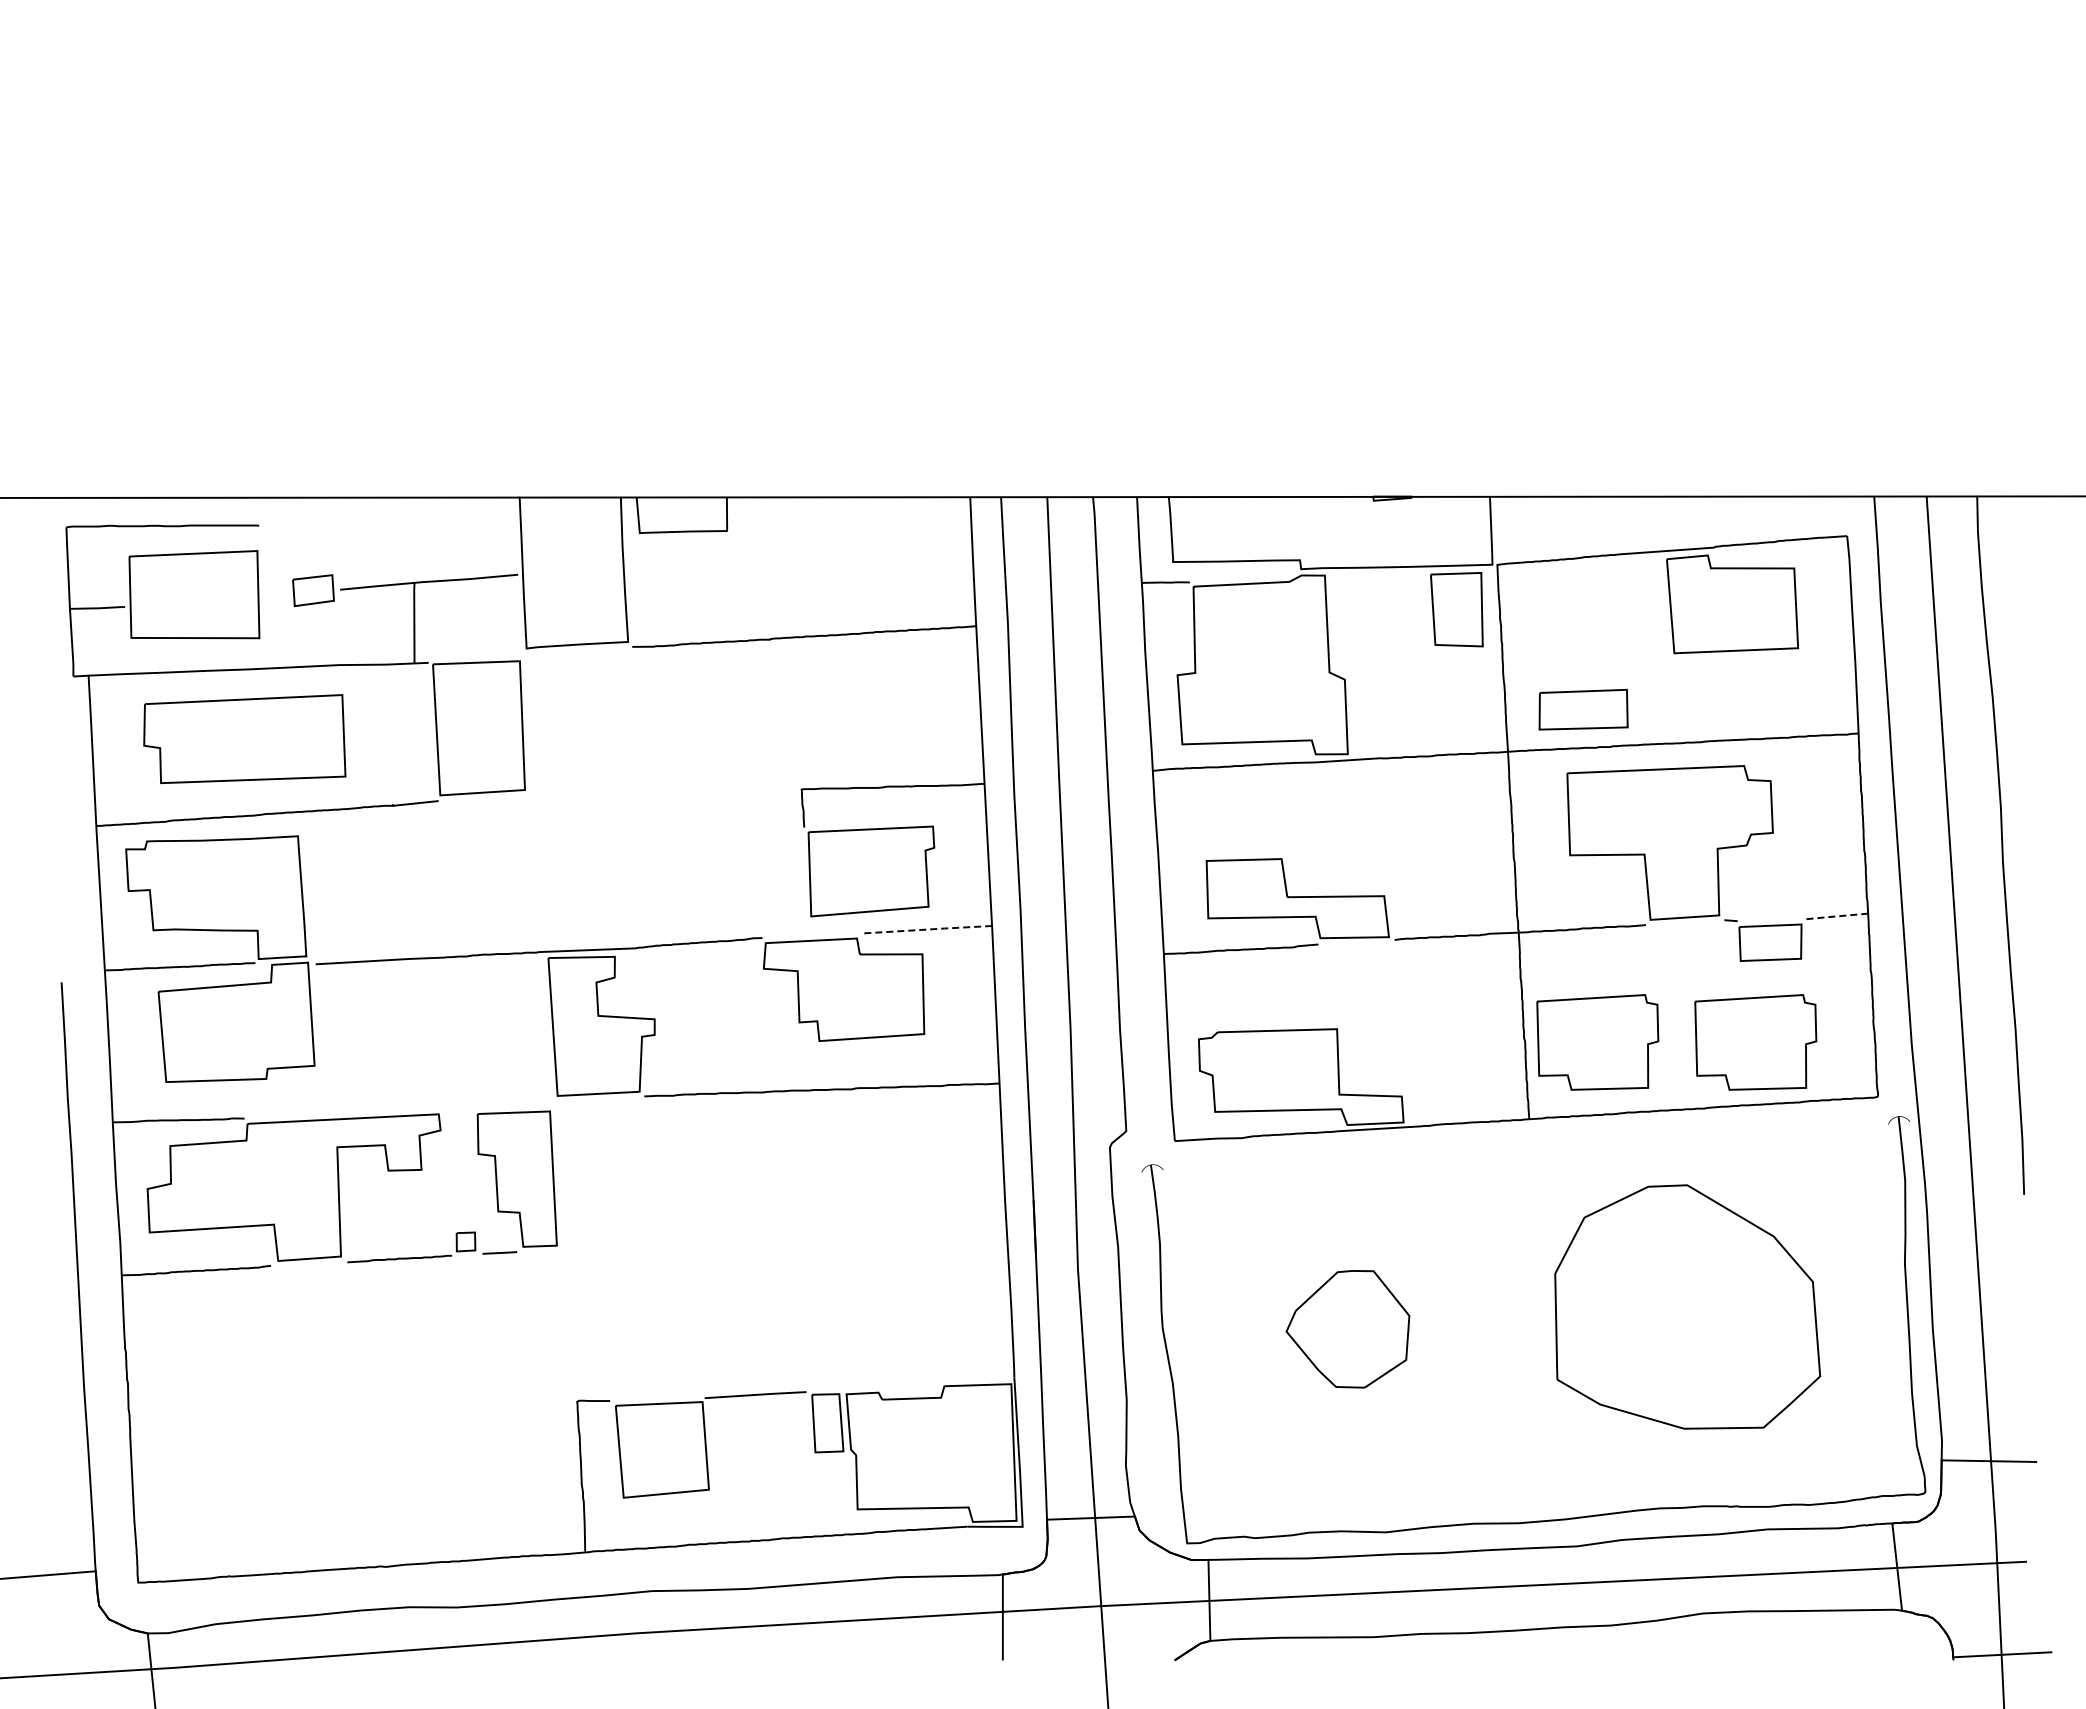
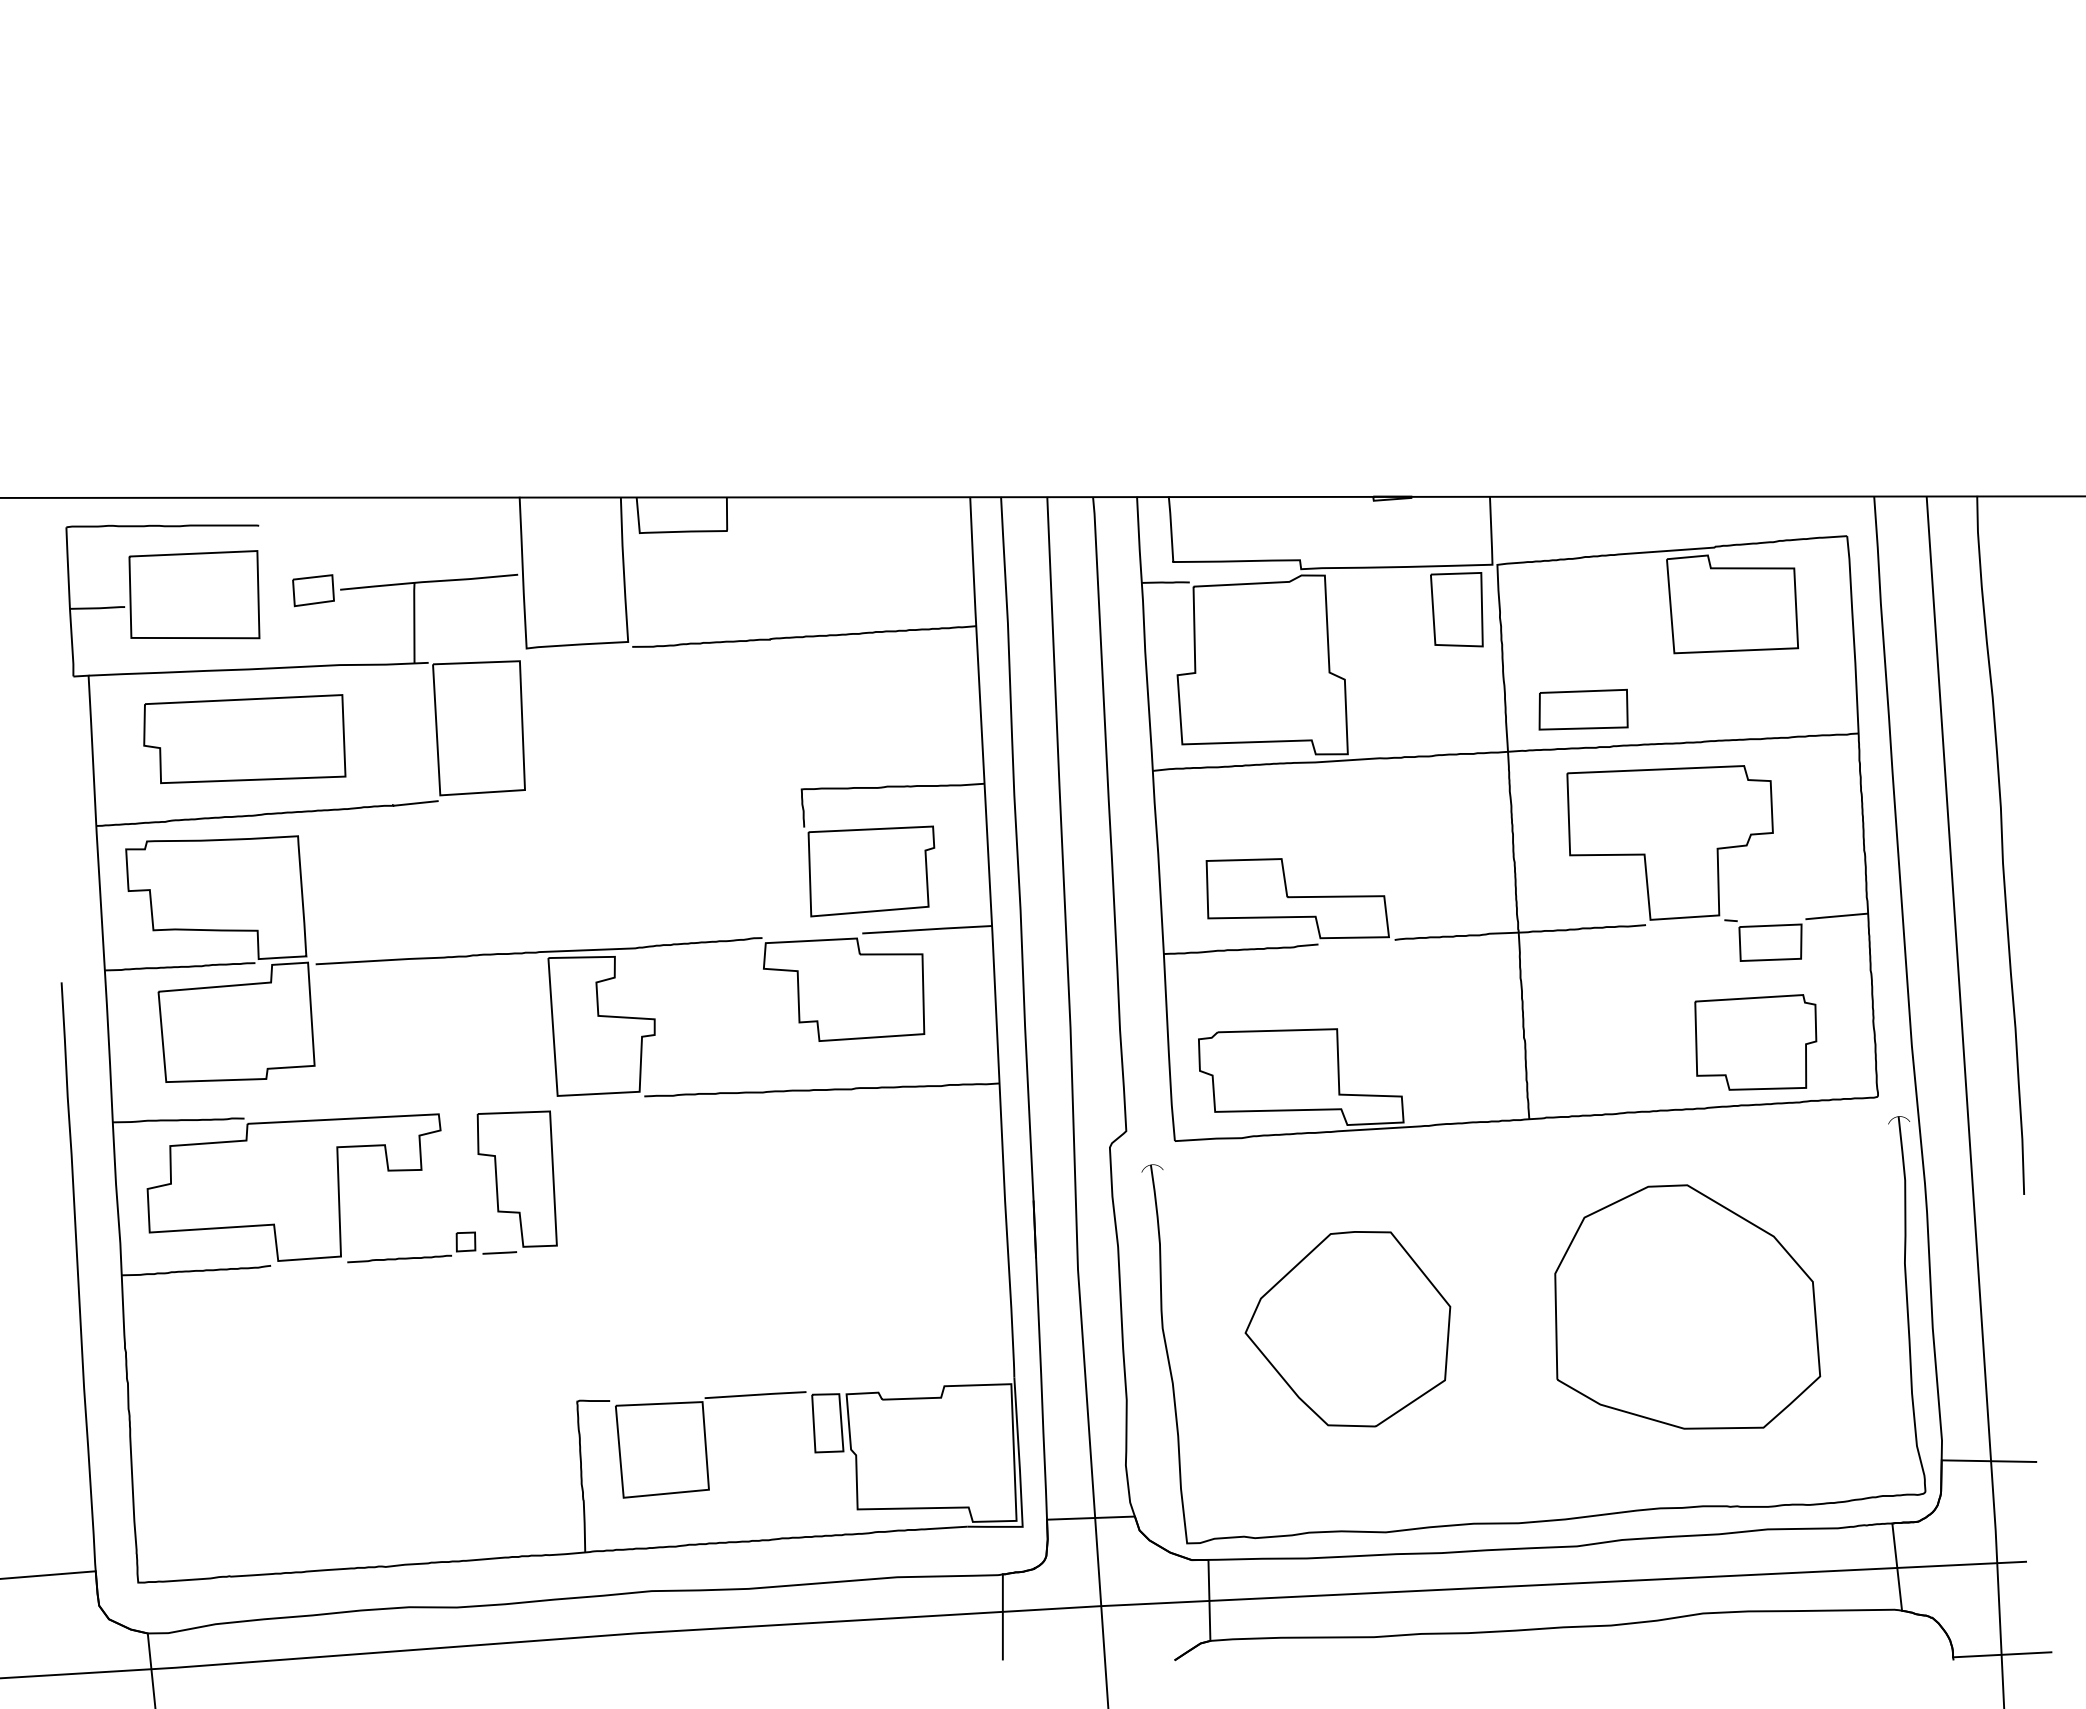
line: dashed -> solid (1836, 916)
line: dashed -> solid (926, 929)
part: present -> none (1597, 1042)
part size: 126x119 px -> 208x197 px (1347, 1329)
